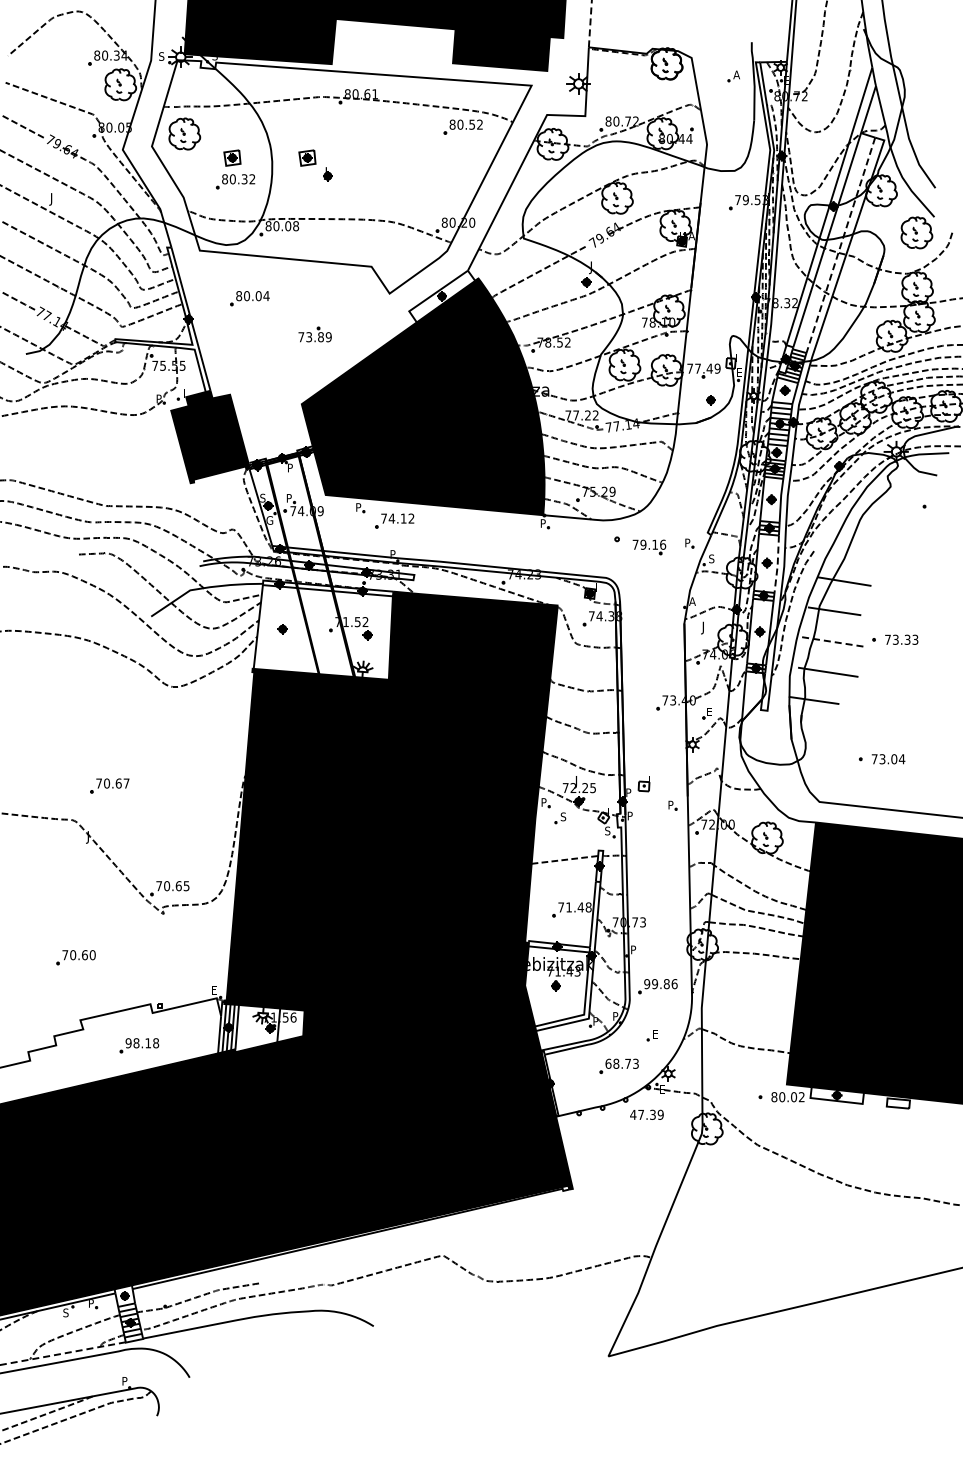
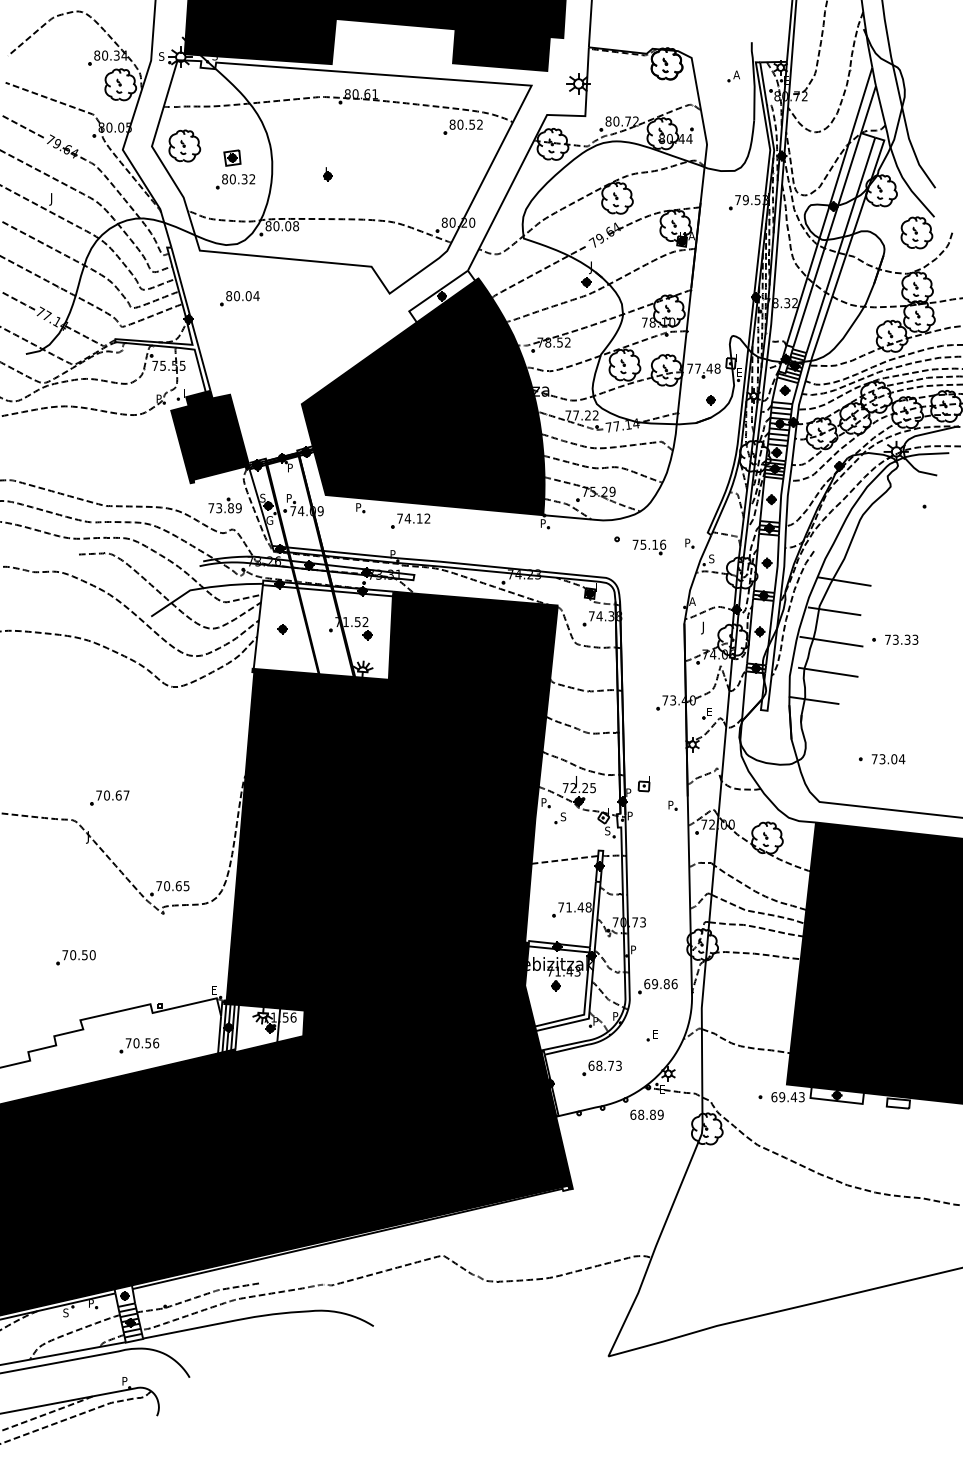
line: dashed -> solid (590, 23)
part position: (184, 133) -> (184, 145) (184, 145)
part: present -> none (307, 157)
line: dashed -> solid (840, 245)
part position: (249, 298) -> (239, 298) (239, 298)
part position: (314, 334) -> (224, 505) (224, 505)
text: 77.49 -> 77.48 (717, 368)
part position: (394, 520) -> (410, 520) (410, 520)
text: 79.16 -> 75.16 (643, 544)
line: dashed -> solid (777, 565)
line: dashed -> solid (830, 641)
part position: (109, 785) -> (109, 797) (109, 797)
text: 70.60 -> 70.50 (84, 955)
text: 99.86 -> 69.86 (647, 984)
text: 98.18 -> 70.56 (142, 1043)
part position: (618, 1066) -> (601, 1068) (601, 1068)
text: 80.02 -> 69.43 (787, 1097)
text: 47.39 -> 68.89 (642, 1114)
line: dashed -> solid (62, 1353)
